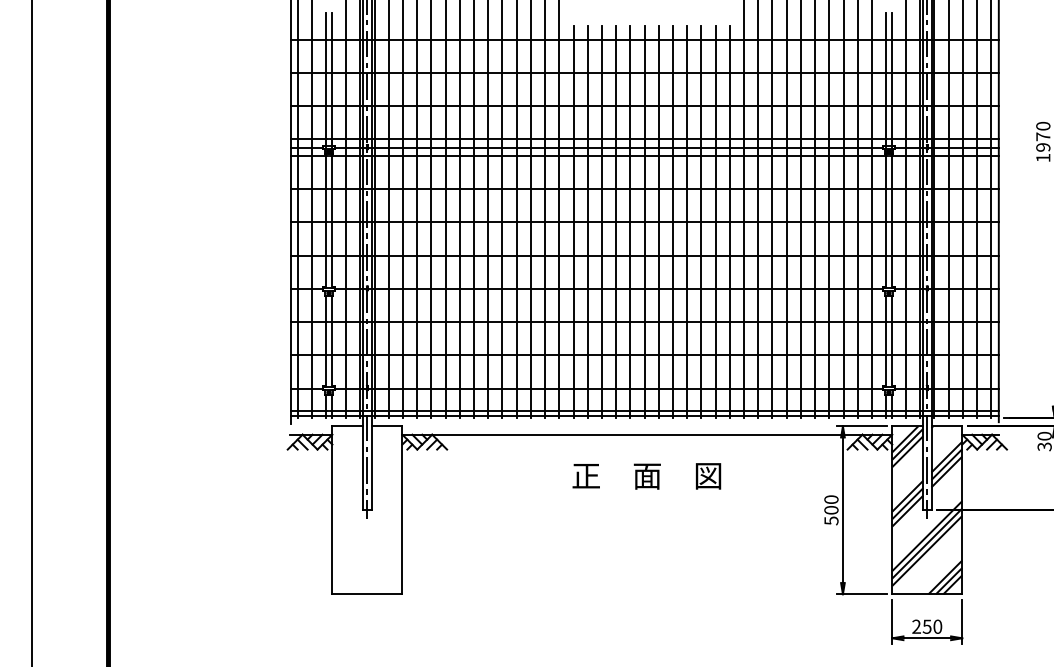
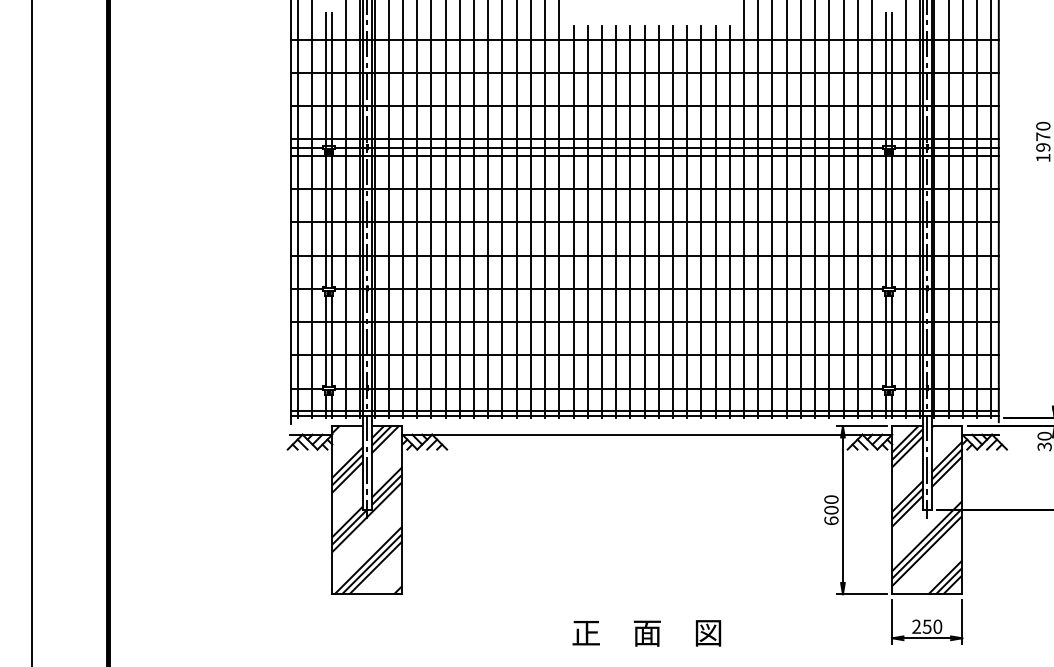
text position: (646, 476) -> (646, 633) (646, 633)
hatch: none -> present (367, 510)
text: 500 -> 600 (831, 520)
